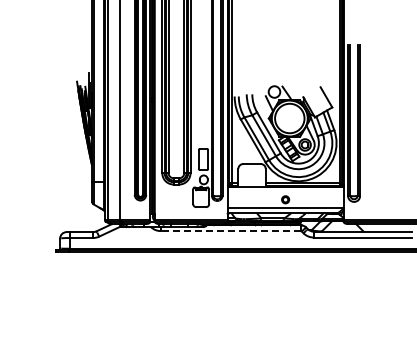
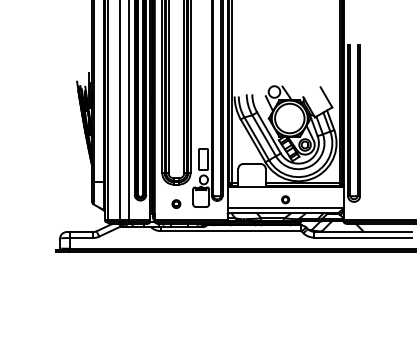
line: none -> present (128, 113)
part: none -> present (176, 203)
line: dashed -> solid (230, 231)
